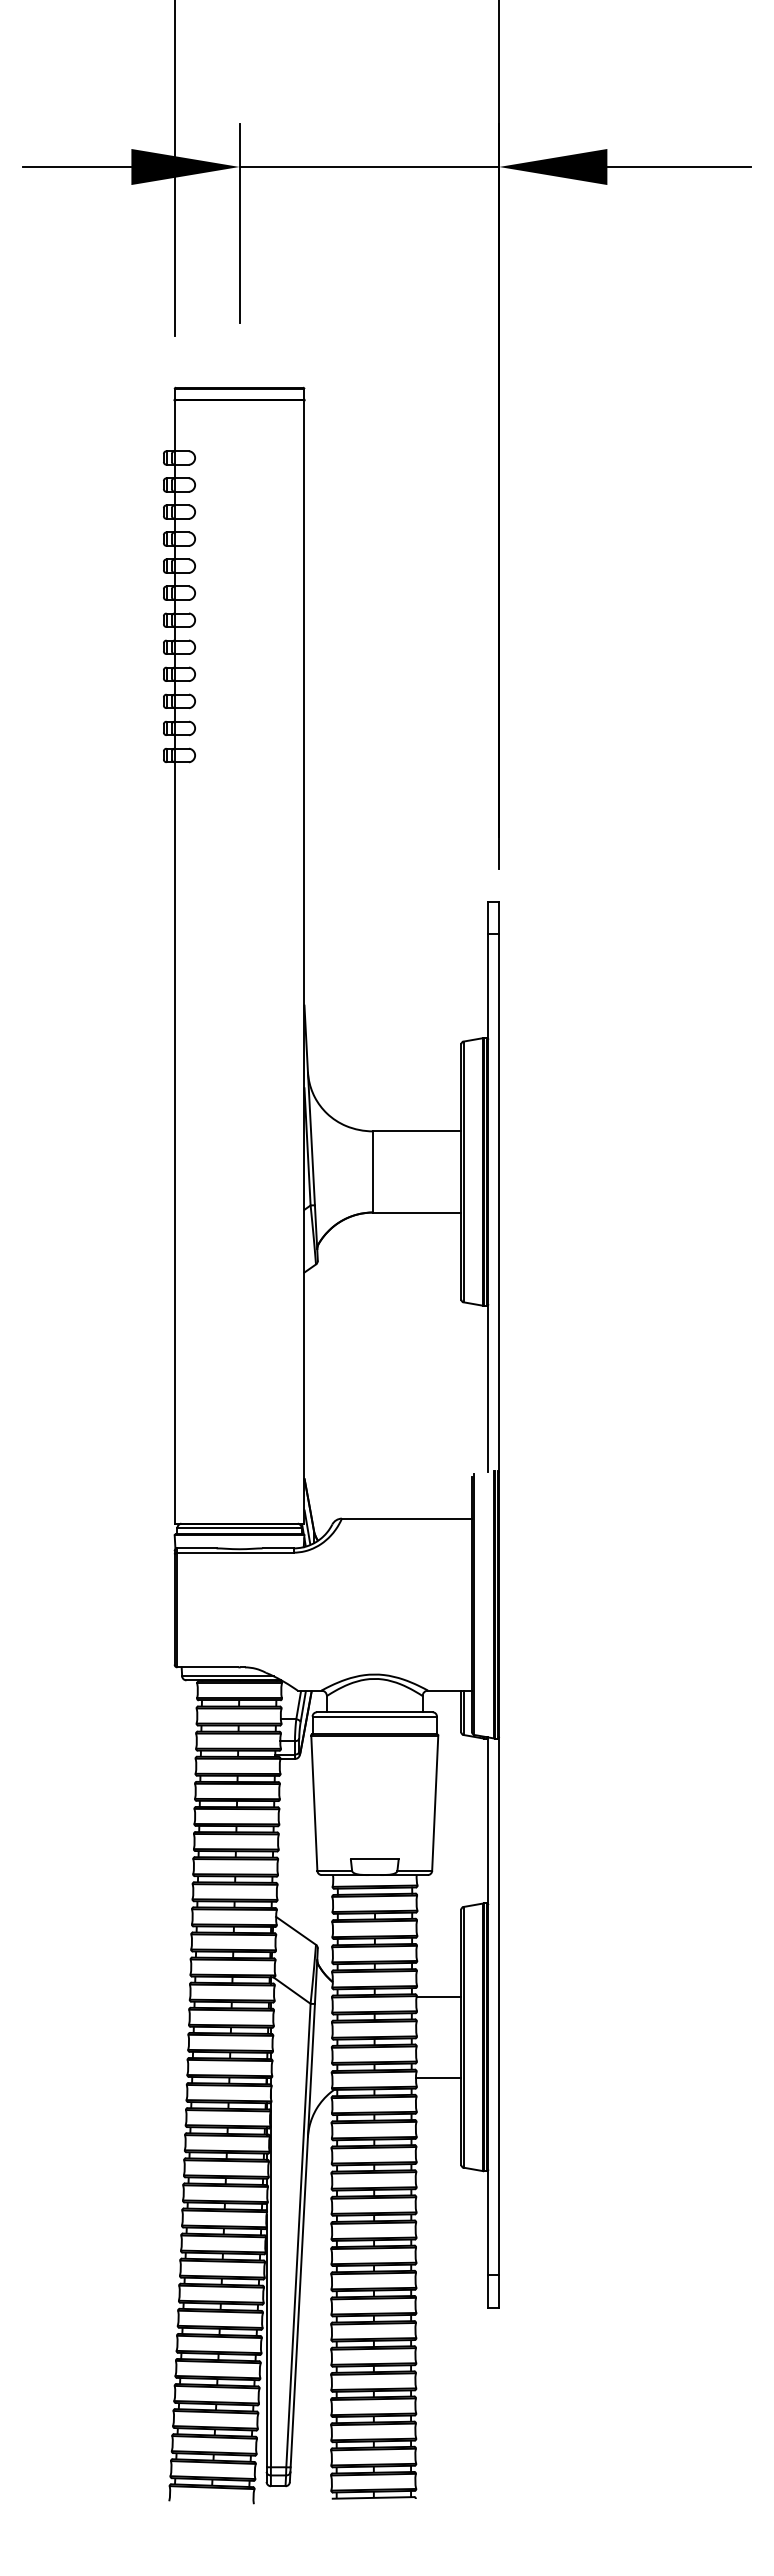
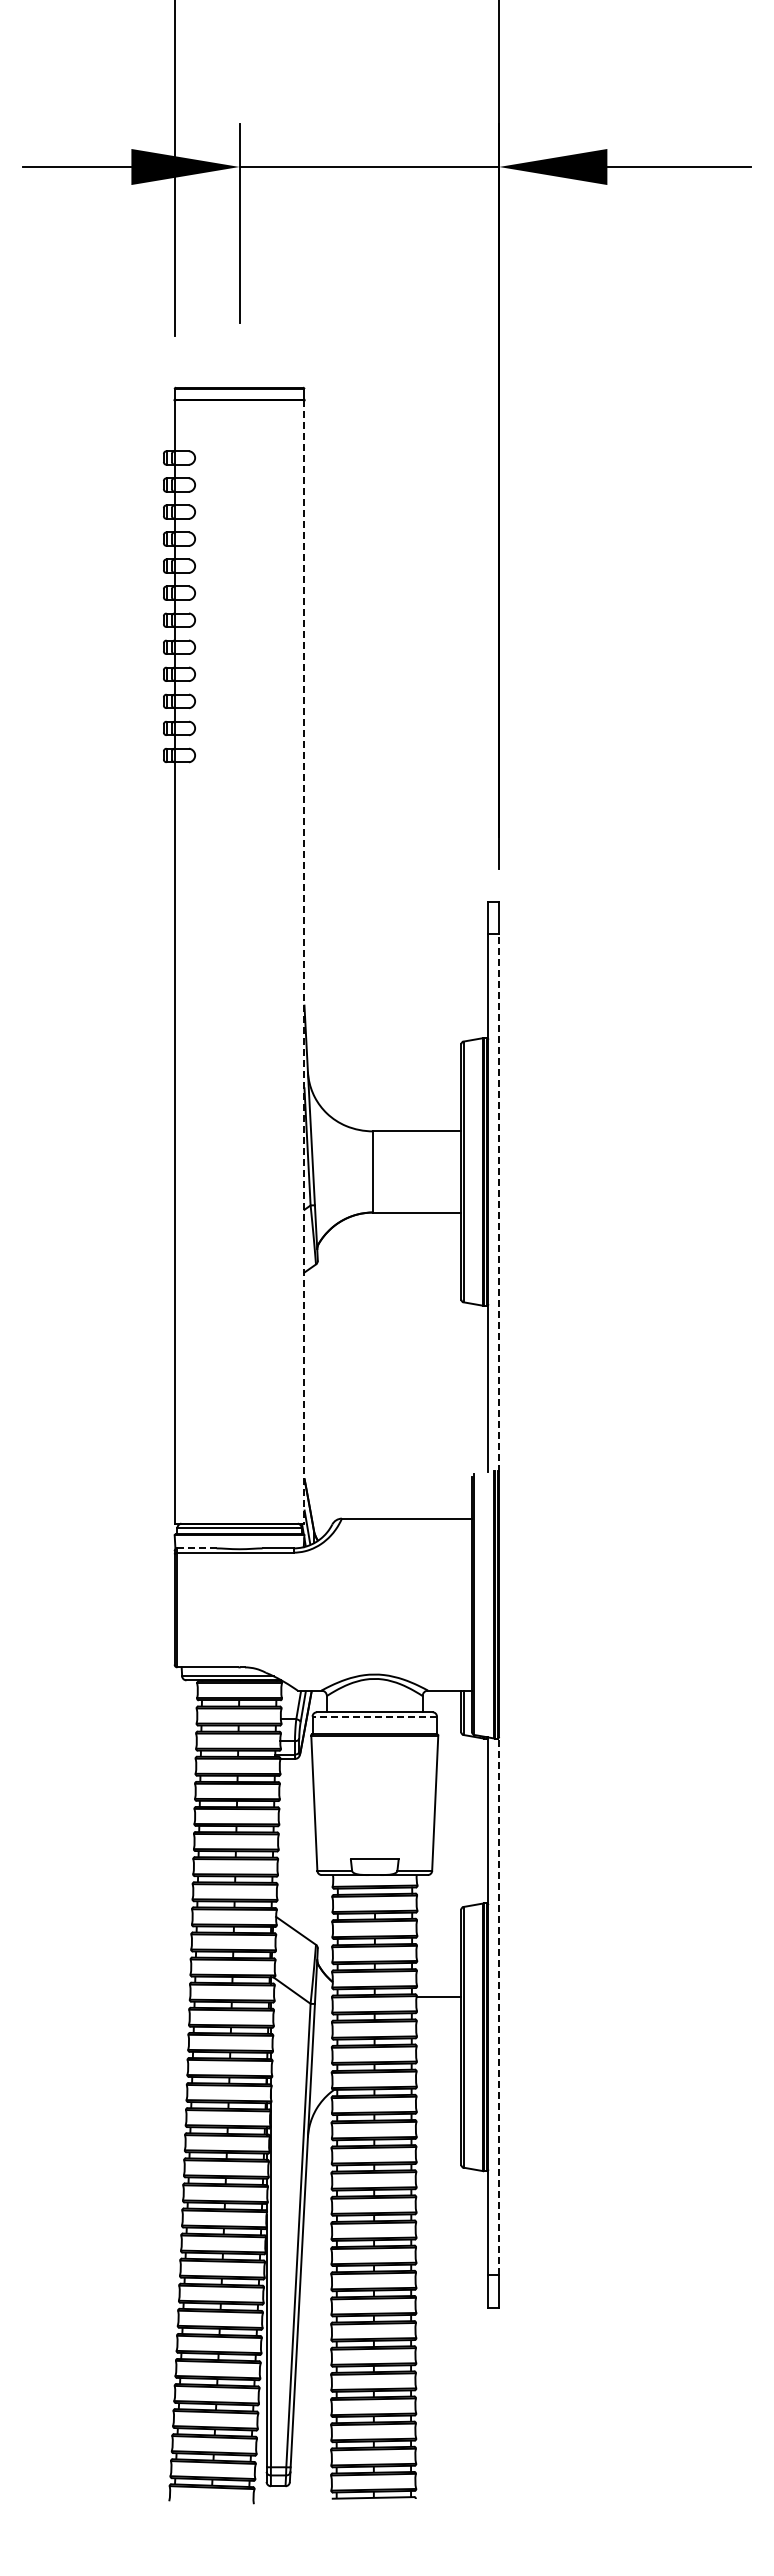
line: solid -> dashed (304, 961)
line: solid -> dashed (499, 1202)
line: solid -> dashed (196, 1548)
line: solid -> dashed (374, 1716)
line: solid -> dashed (499, 2005)
line: present -> none (438, 2077)
